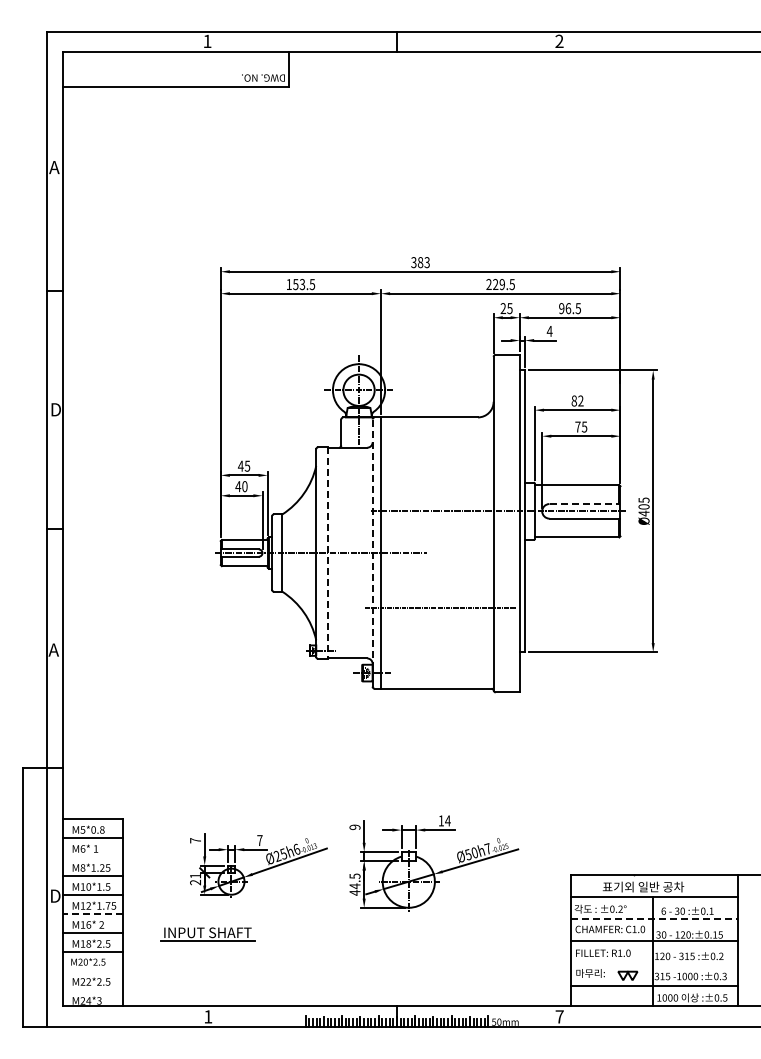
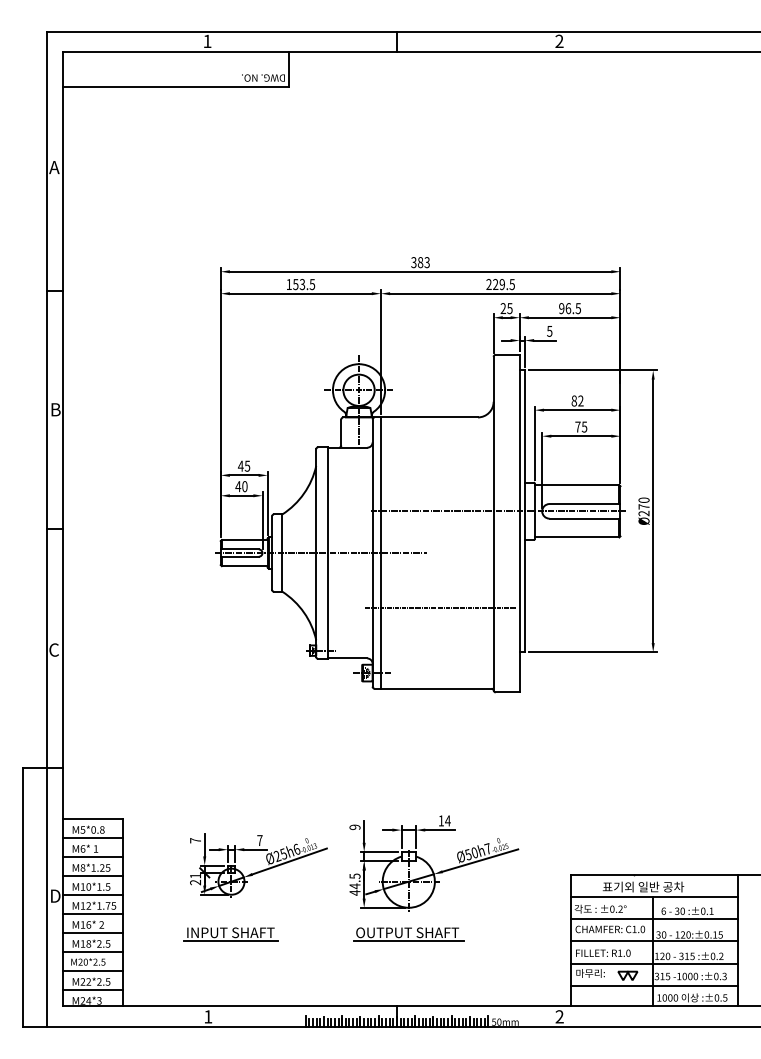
text: 4 -> 5 (549, 331)
text: D -> B (56, 409)
line: dashed -> solid (585, 504)
text: Ø405 -> Ø270 (643, 506)
line: dashed -> solid (372, 542)
line: dashed -> solid (327, 553)
text: A -> C (53, 649)
line: none -> present (92, 856)
line: dashed -> solid (92, 913)
line: dashed -> solid (654, 919)
part position: (207, 934) -> (230, 934) (230, 934)
part: none -> present (408, 934)
line: none -> present (654, 963)
line: none -> present (92, 970)
line: none -> present (92, 989)
text: 7 -> 2 (559, 1016)
